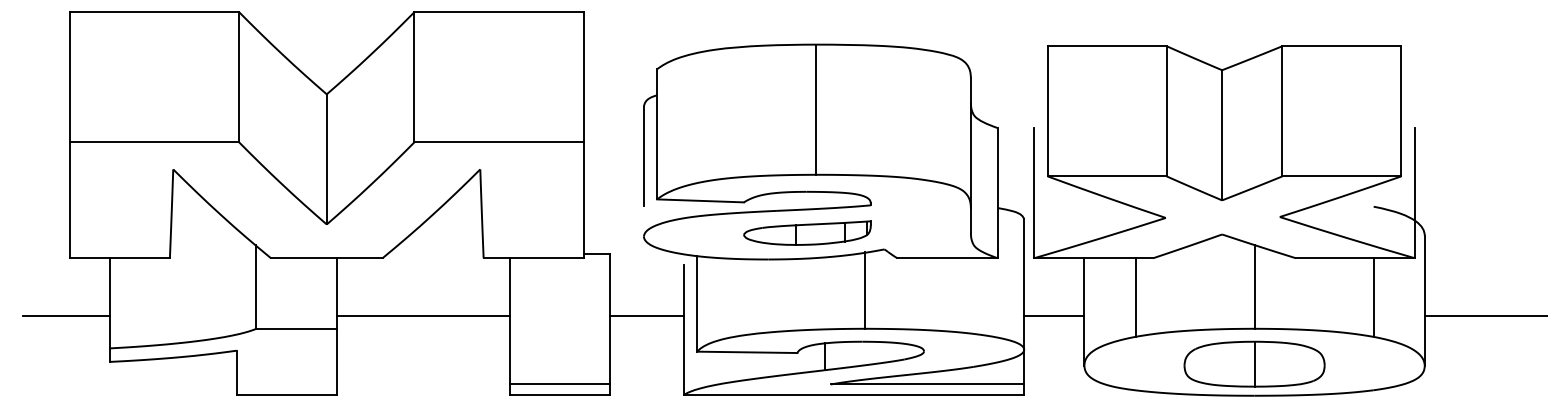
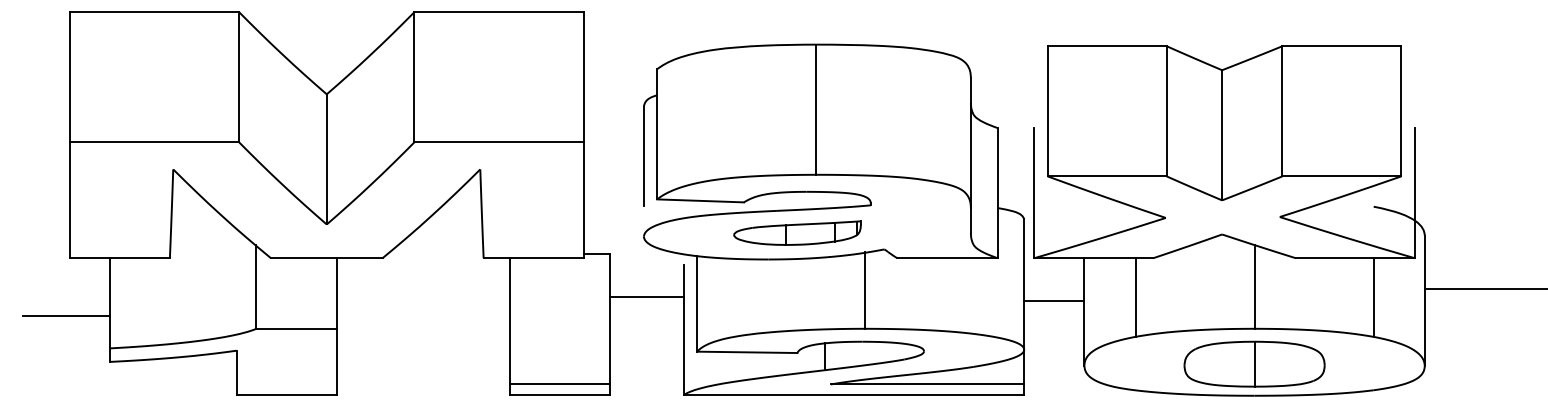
part position: (807, 232) -> (797, 232) (797, 232)
line: present -> none (423, 315)
line position: (646, 315) -> (646, 296) (646, 296)
line position: (1054, 315) -> (1054, 300) (1054, 300)
line position: (1484, 315) -> (1484, 288) (1484, 288)
